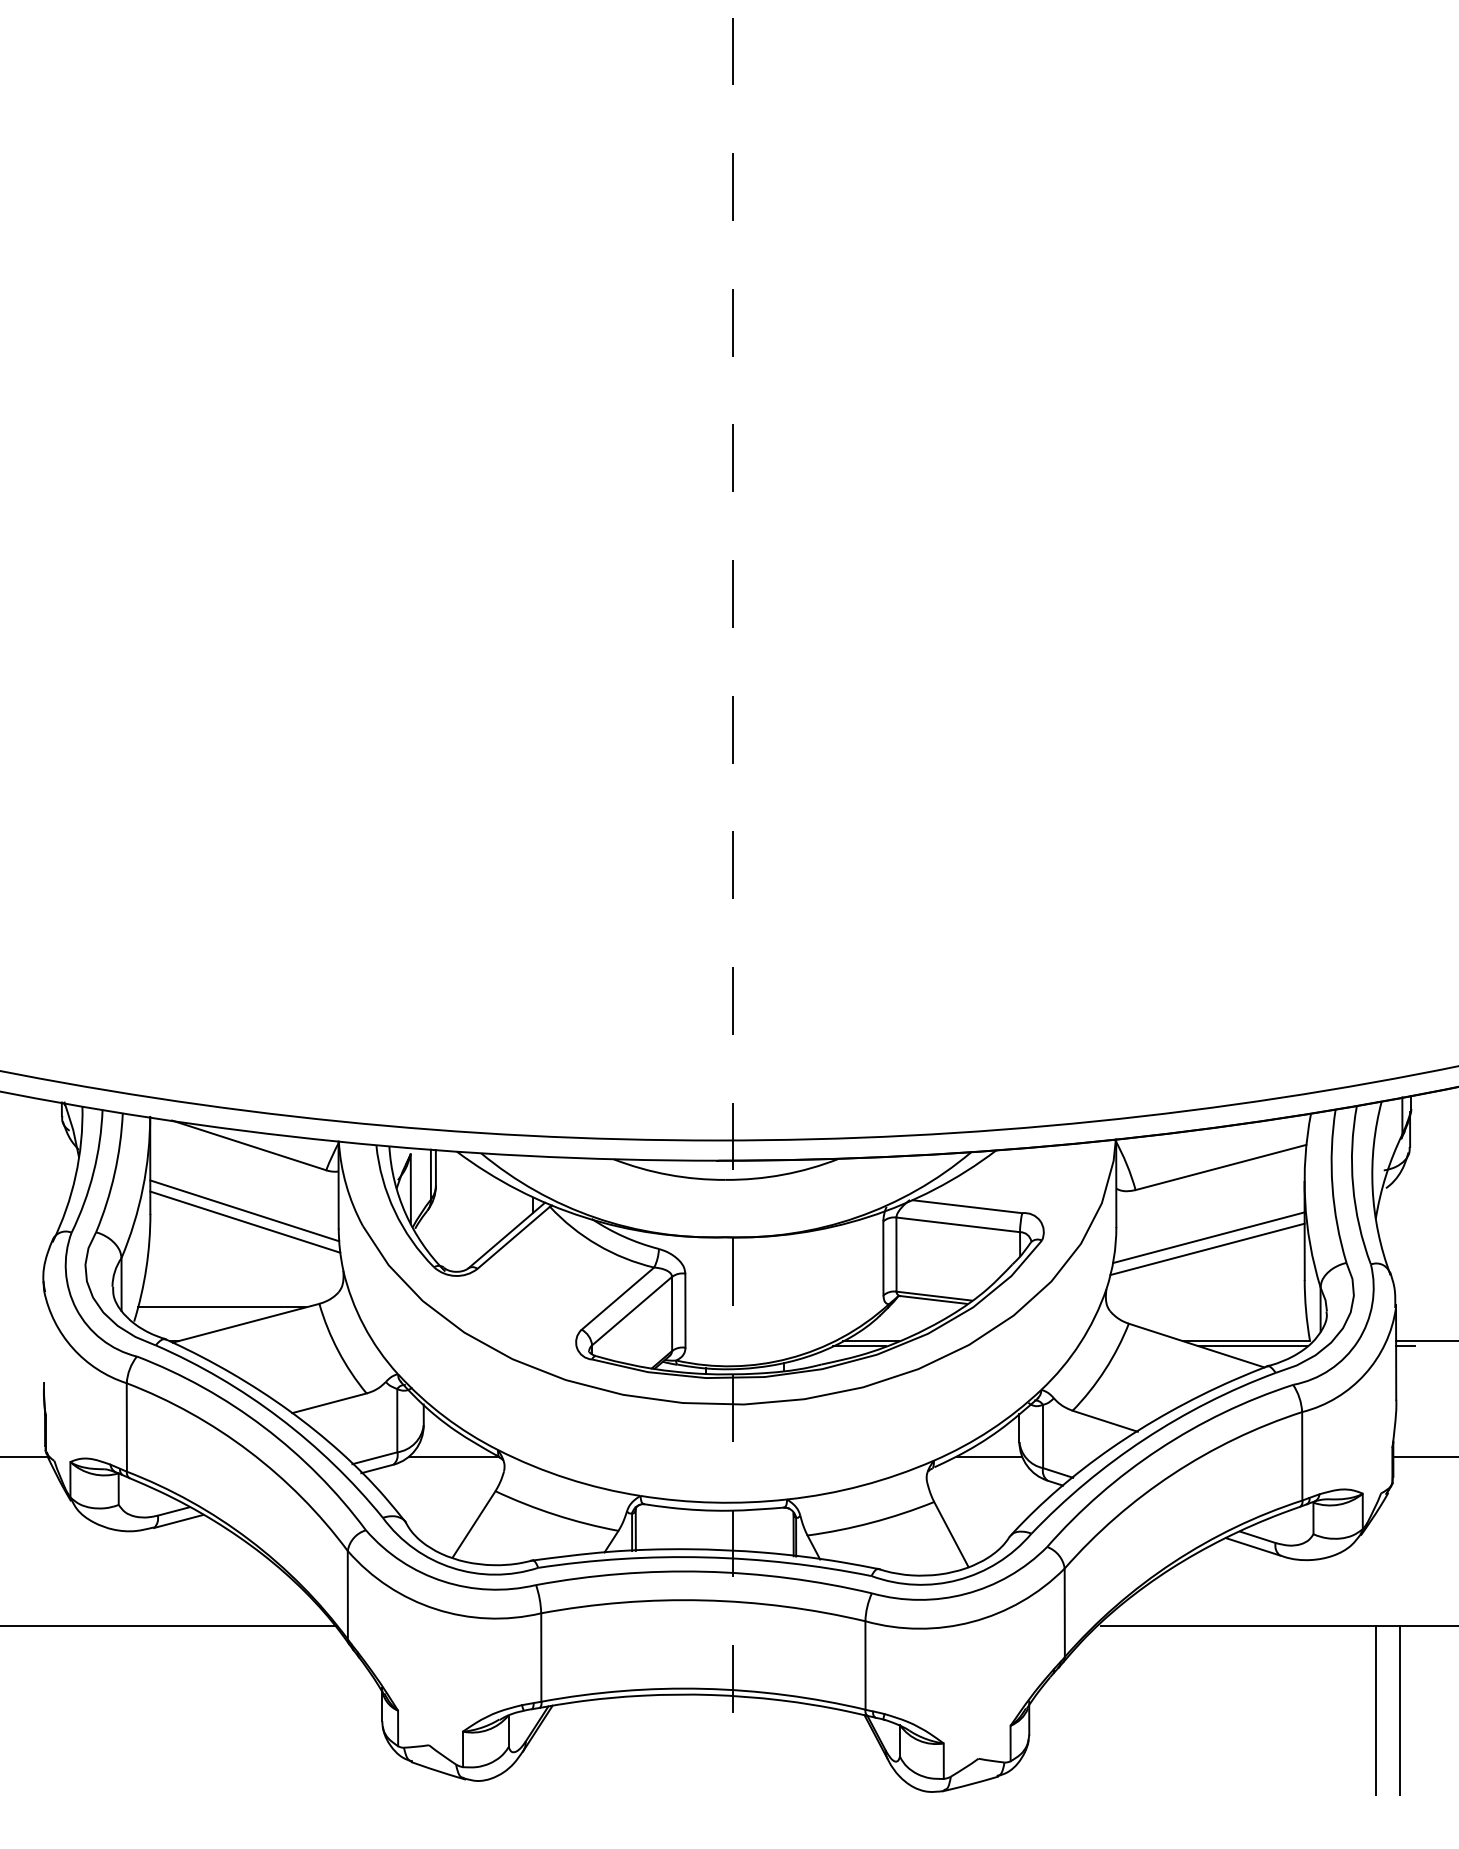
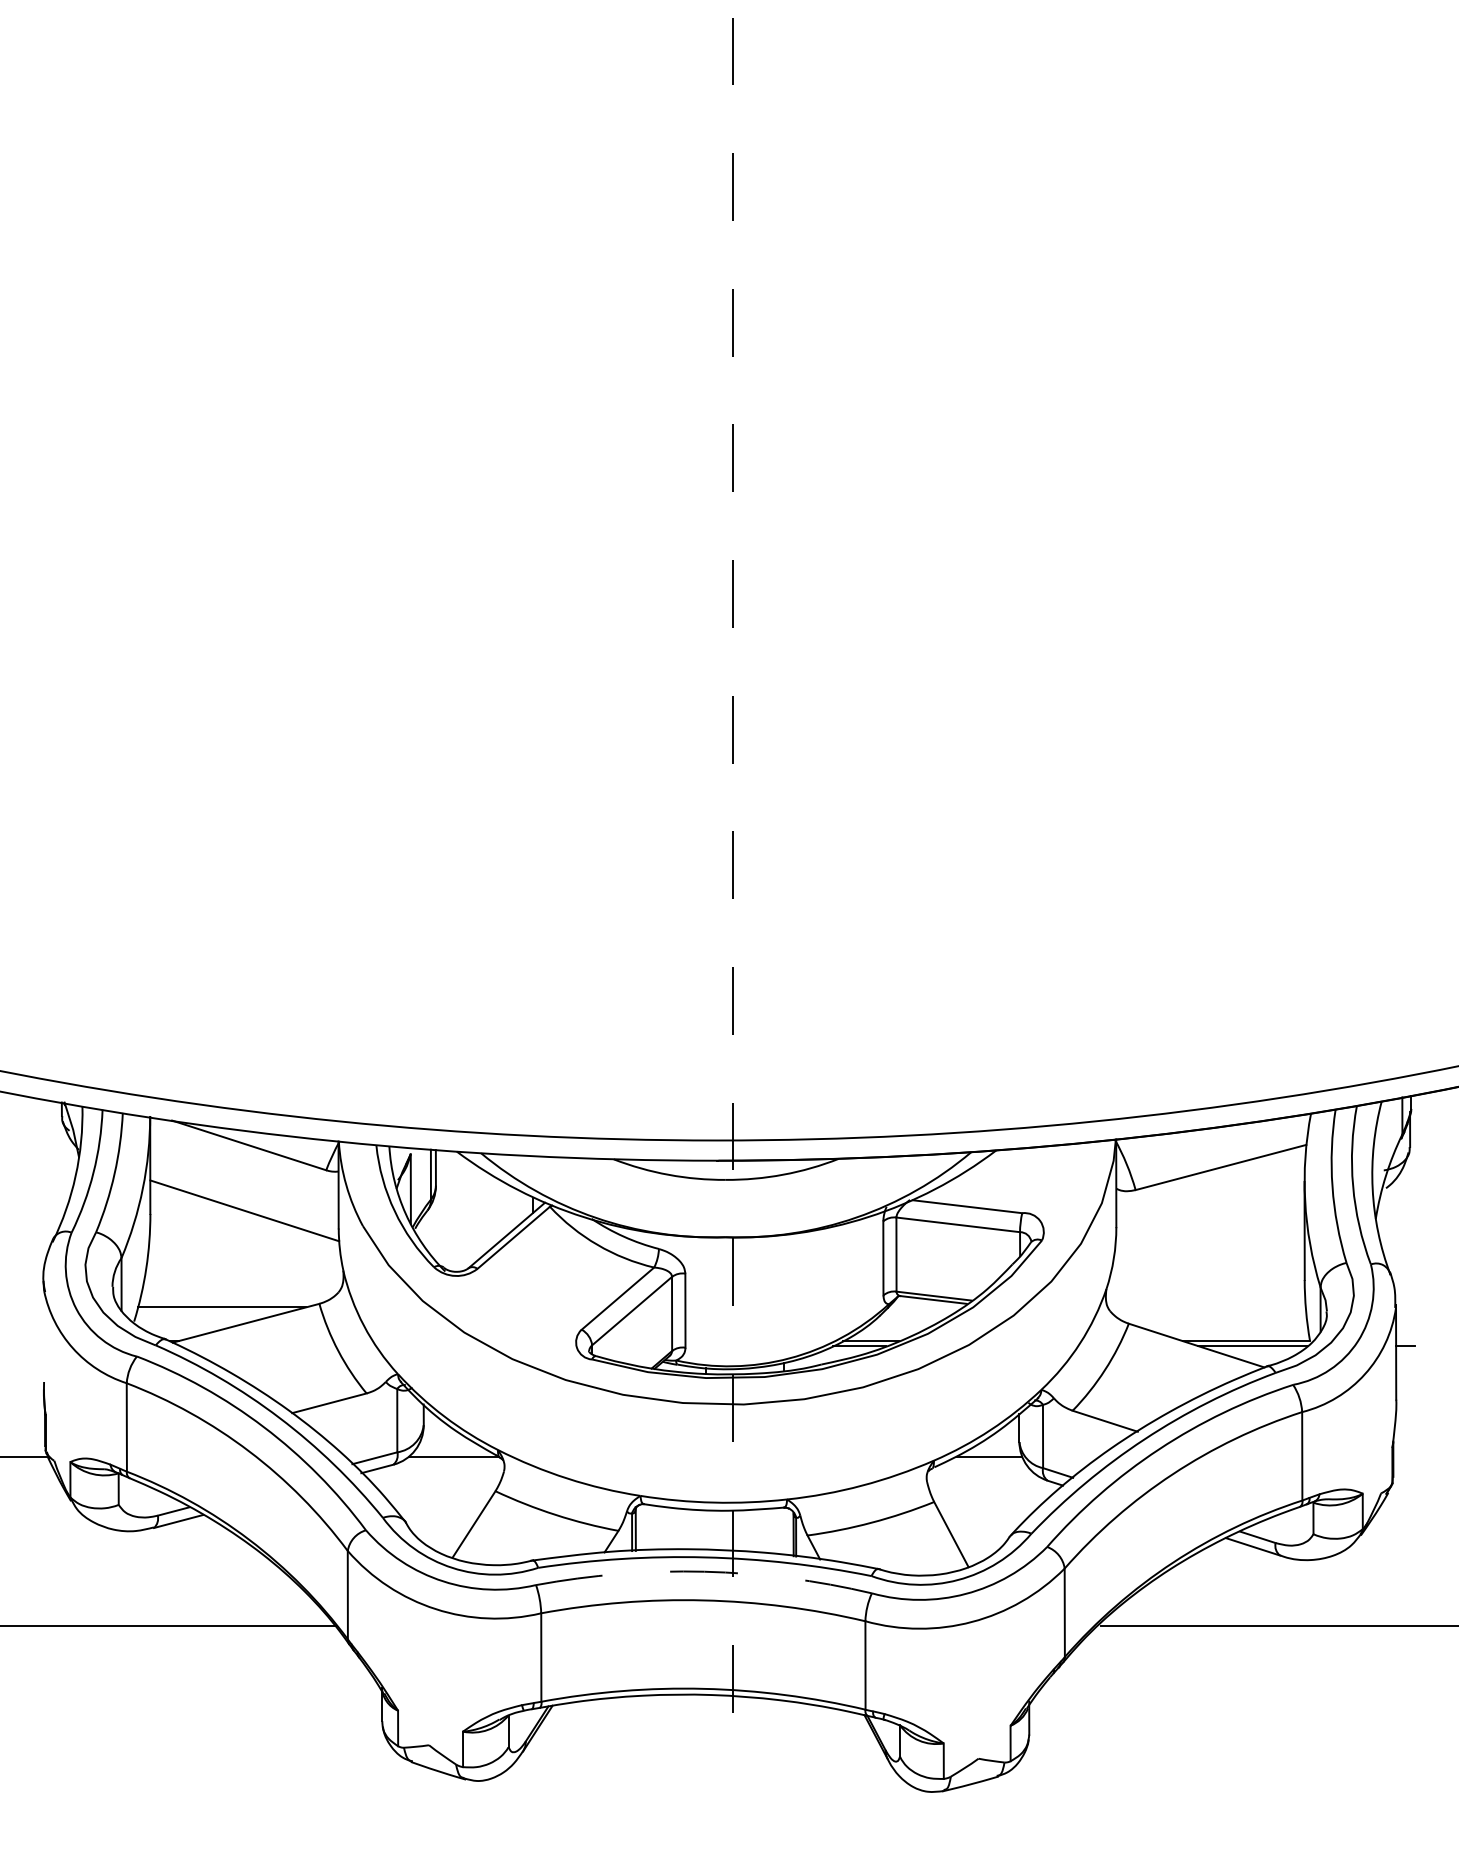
line: present -> none (245, 1221)
line: present -> none (1208, 1237)
line: present -> none (1207, 1249)
line: present -> none (1425, 1341)
line: present -> none (1424, 1456)
arc: solid -> dashed (704, 1571)
line: present -> none (1375, 1709)
line: present -> none (1399, 1709)
